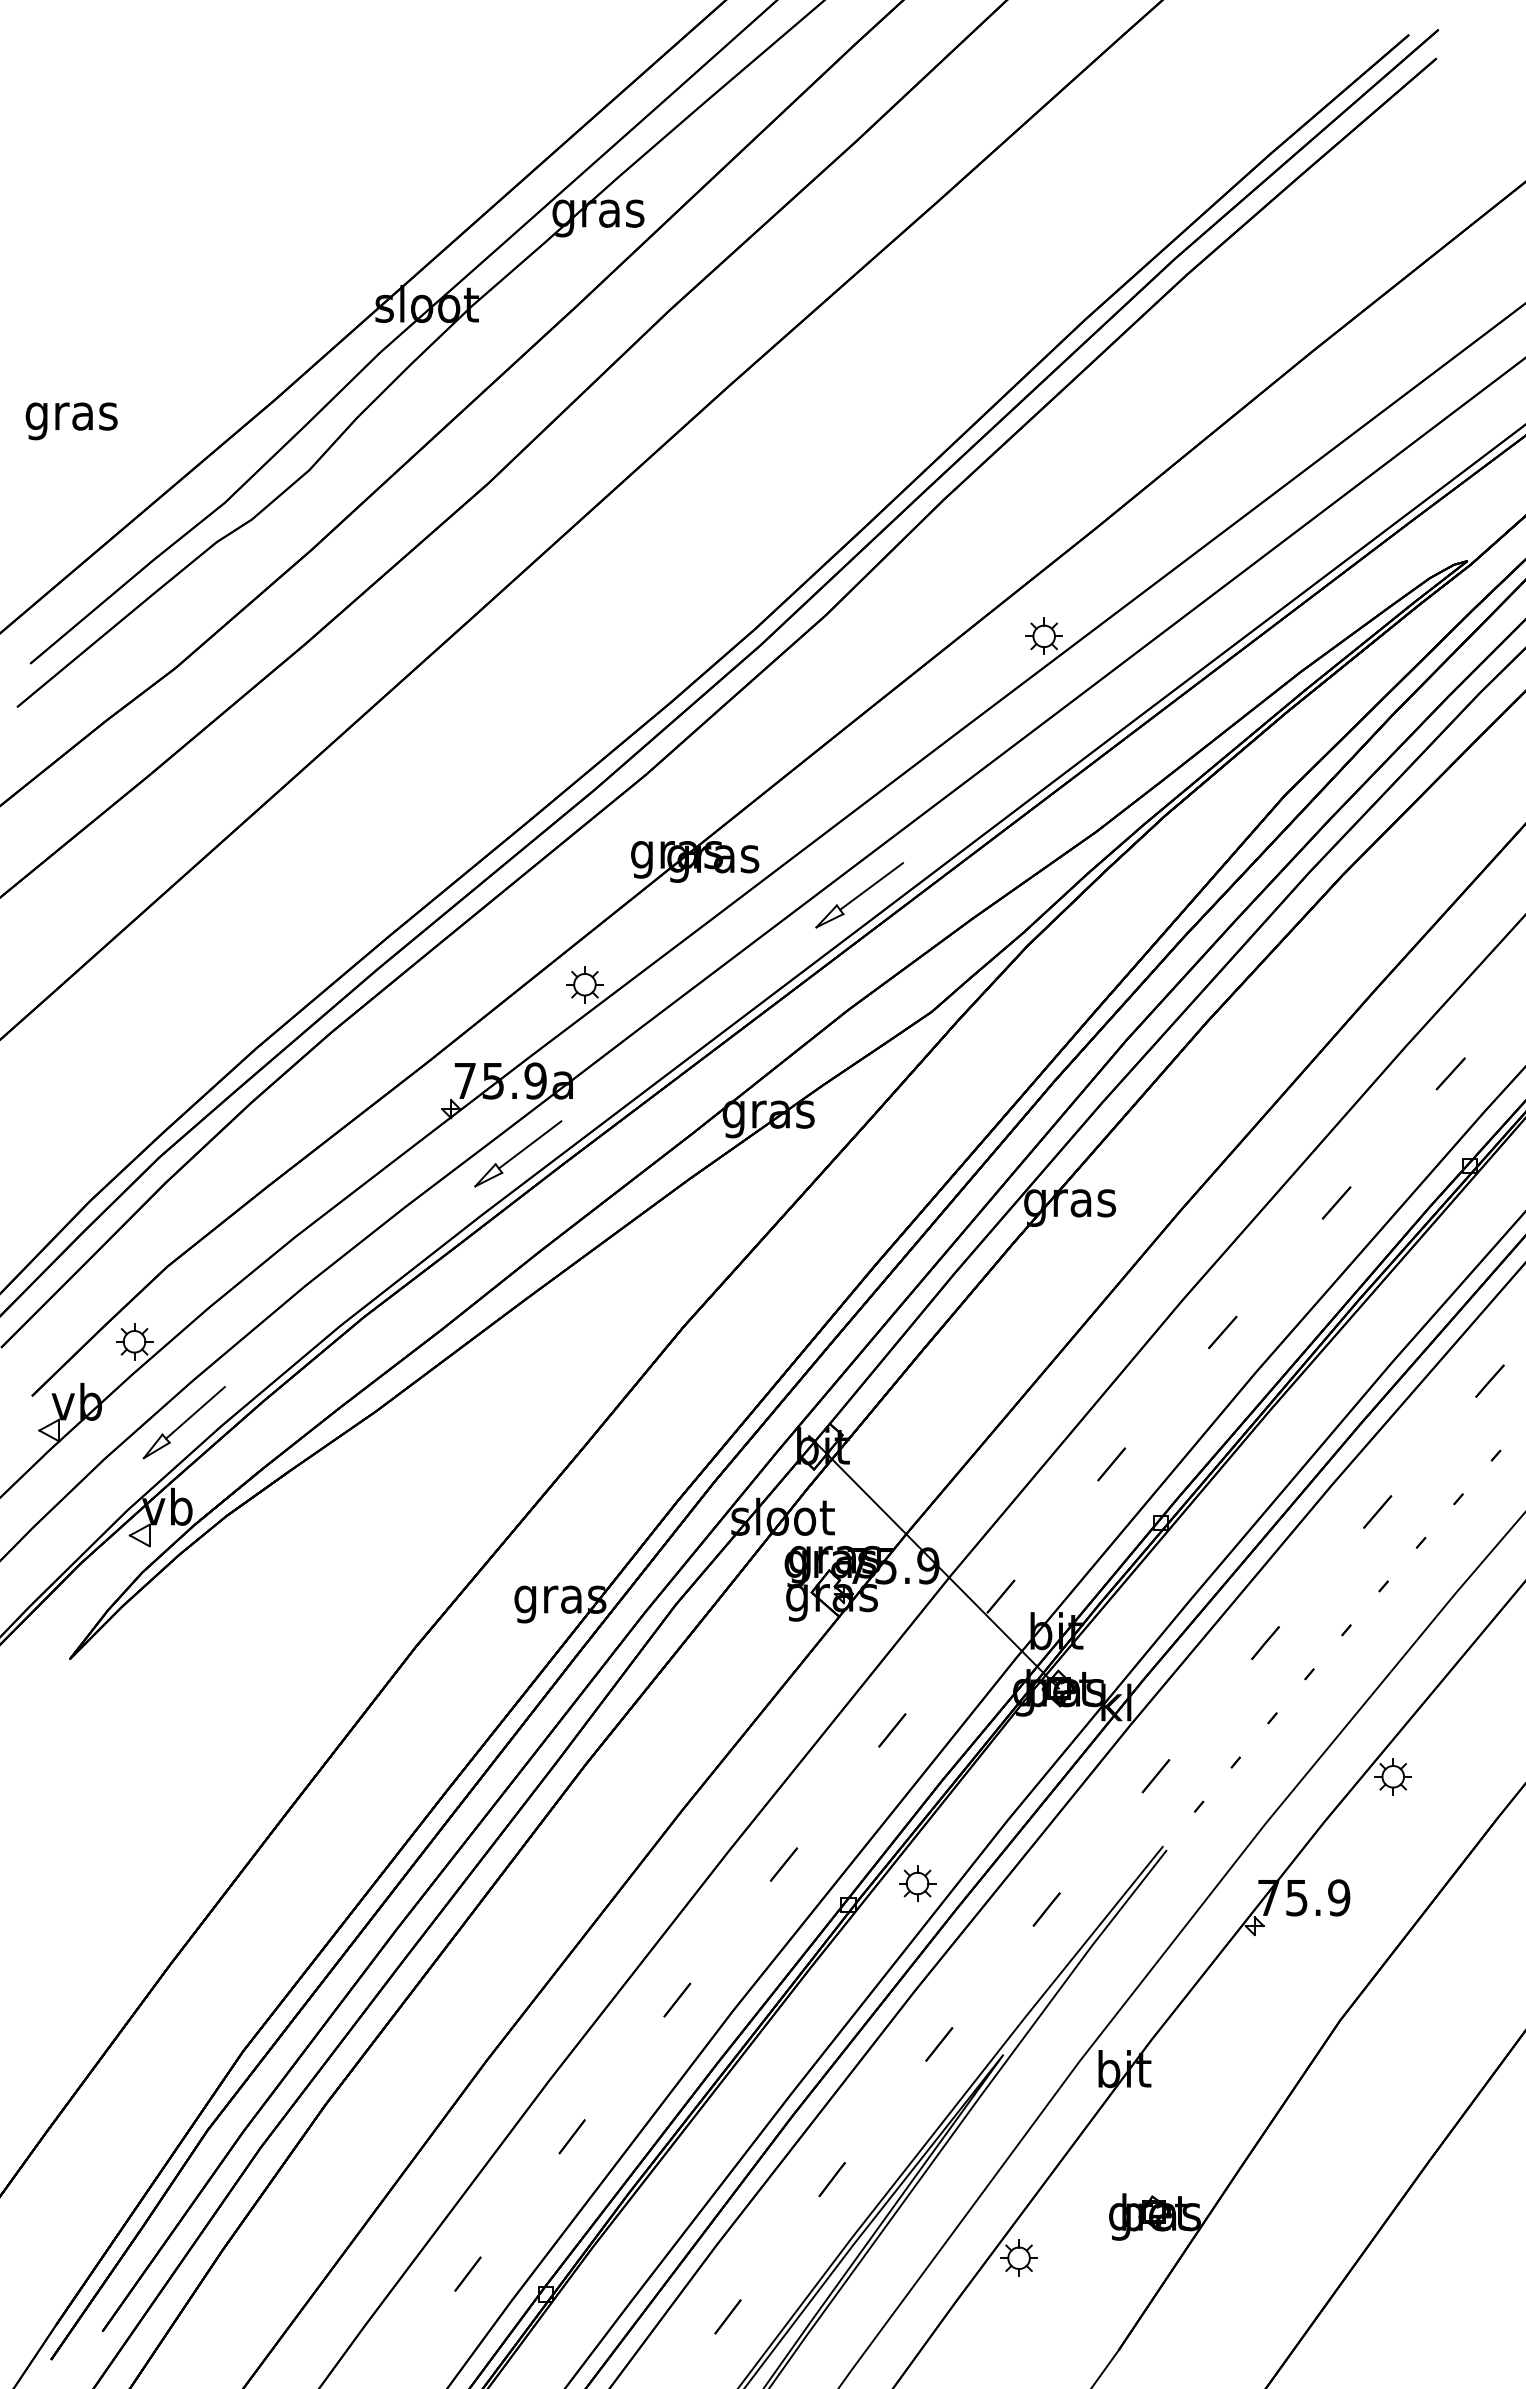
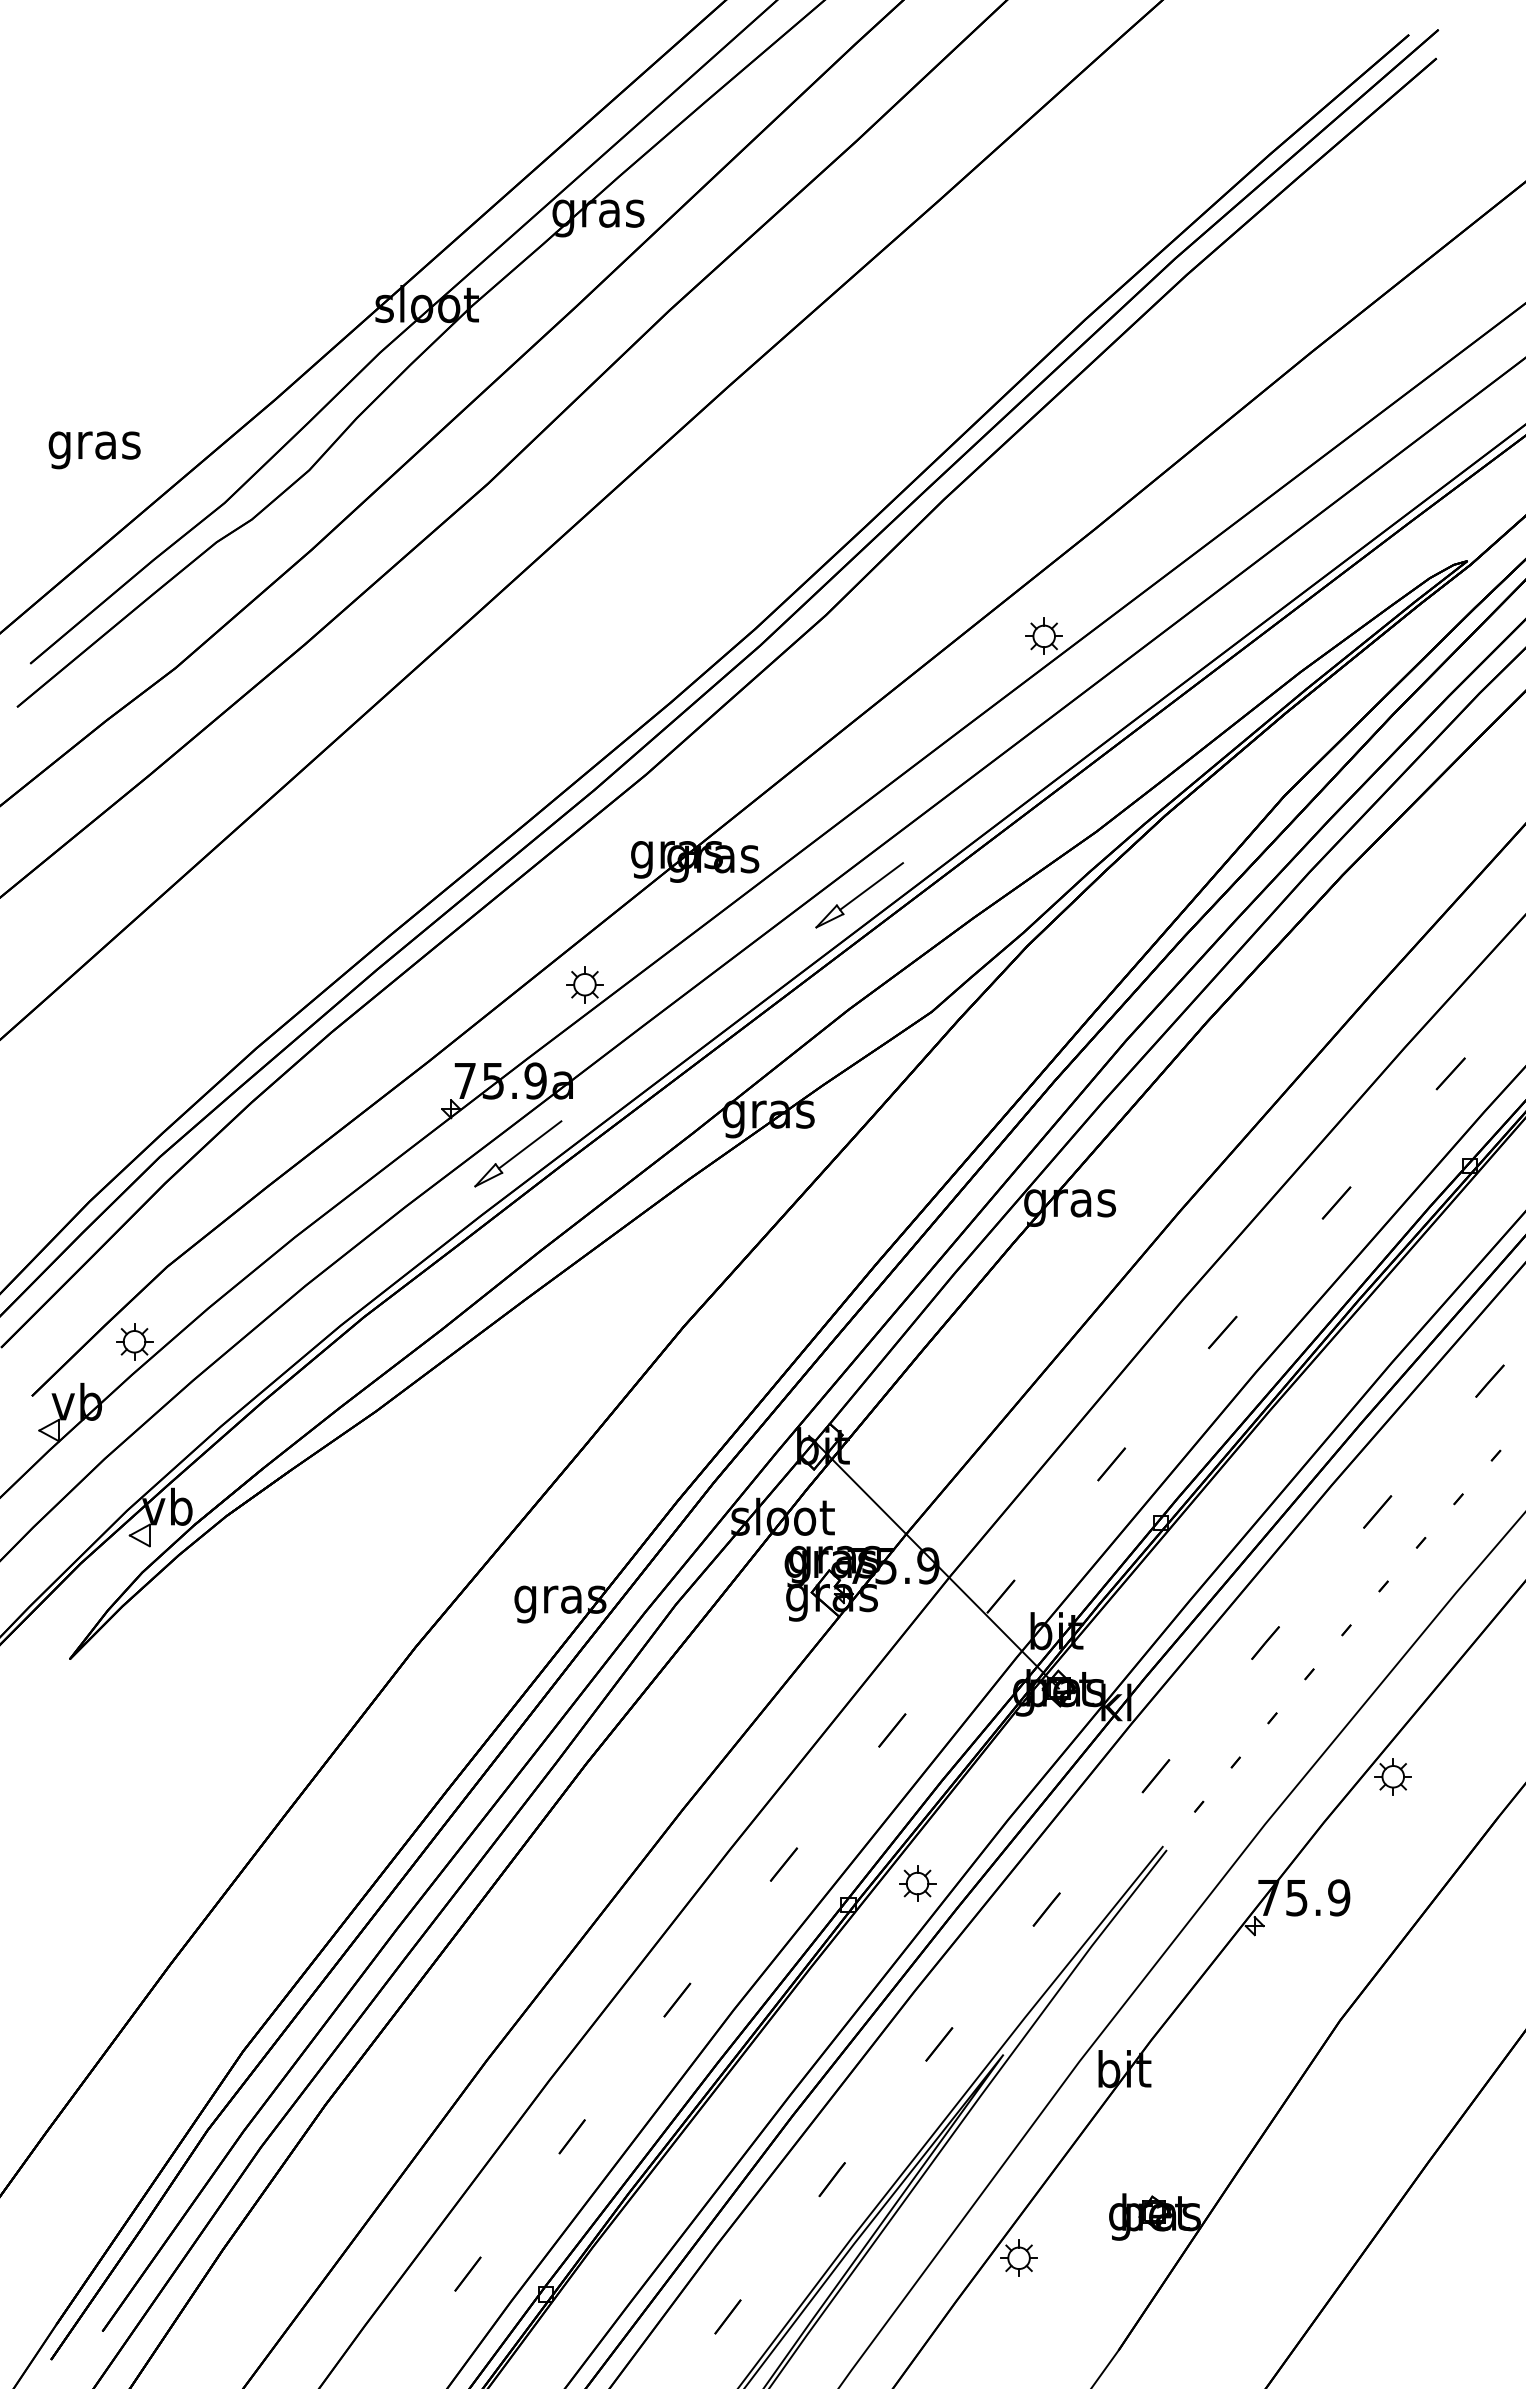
text position: (71, 421) -> (94, 450) (94, 450)
part: present -> none (183, 1422)
